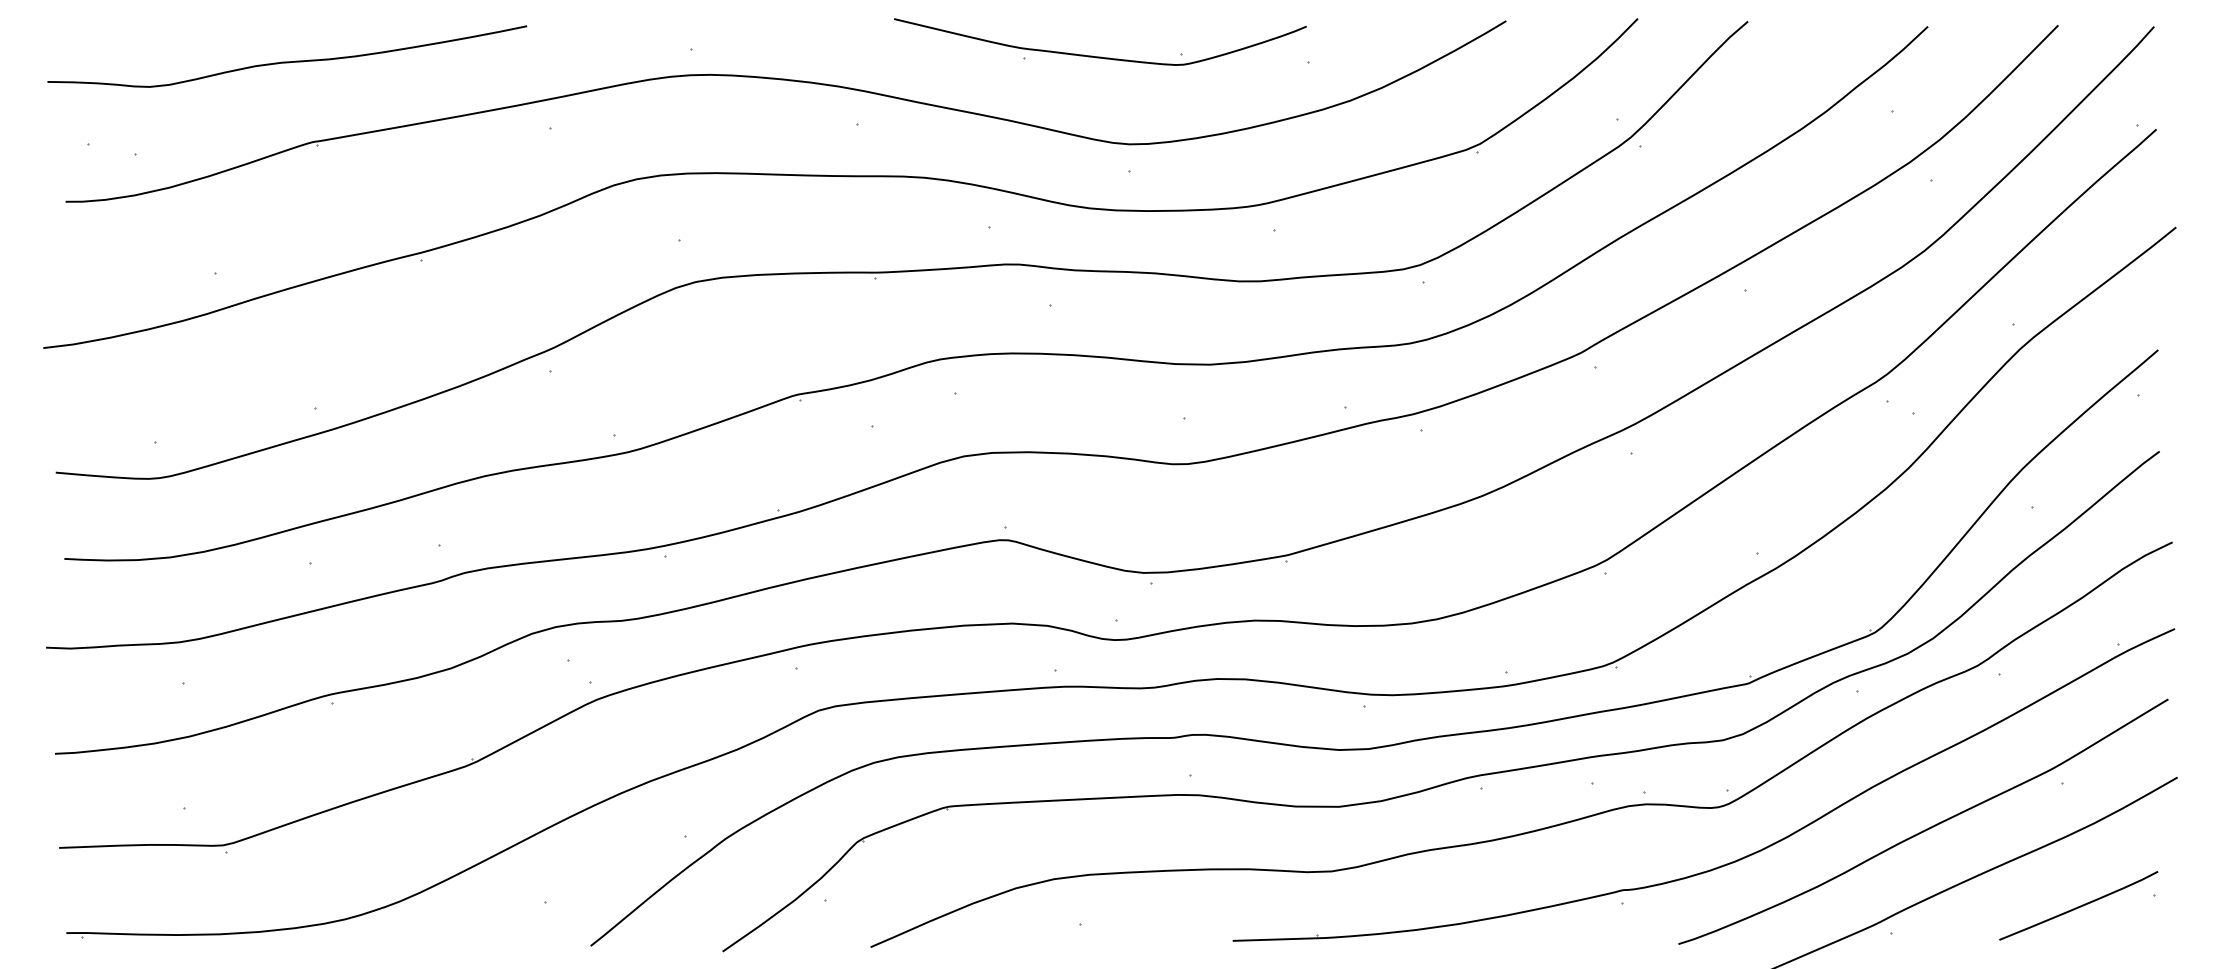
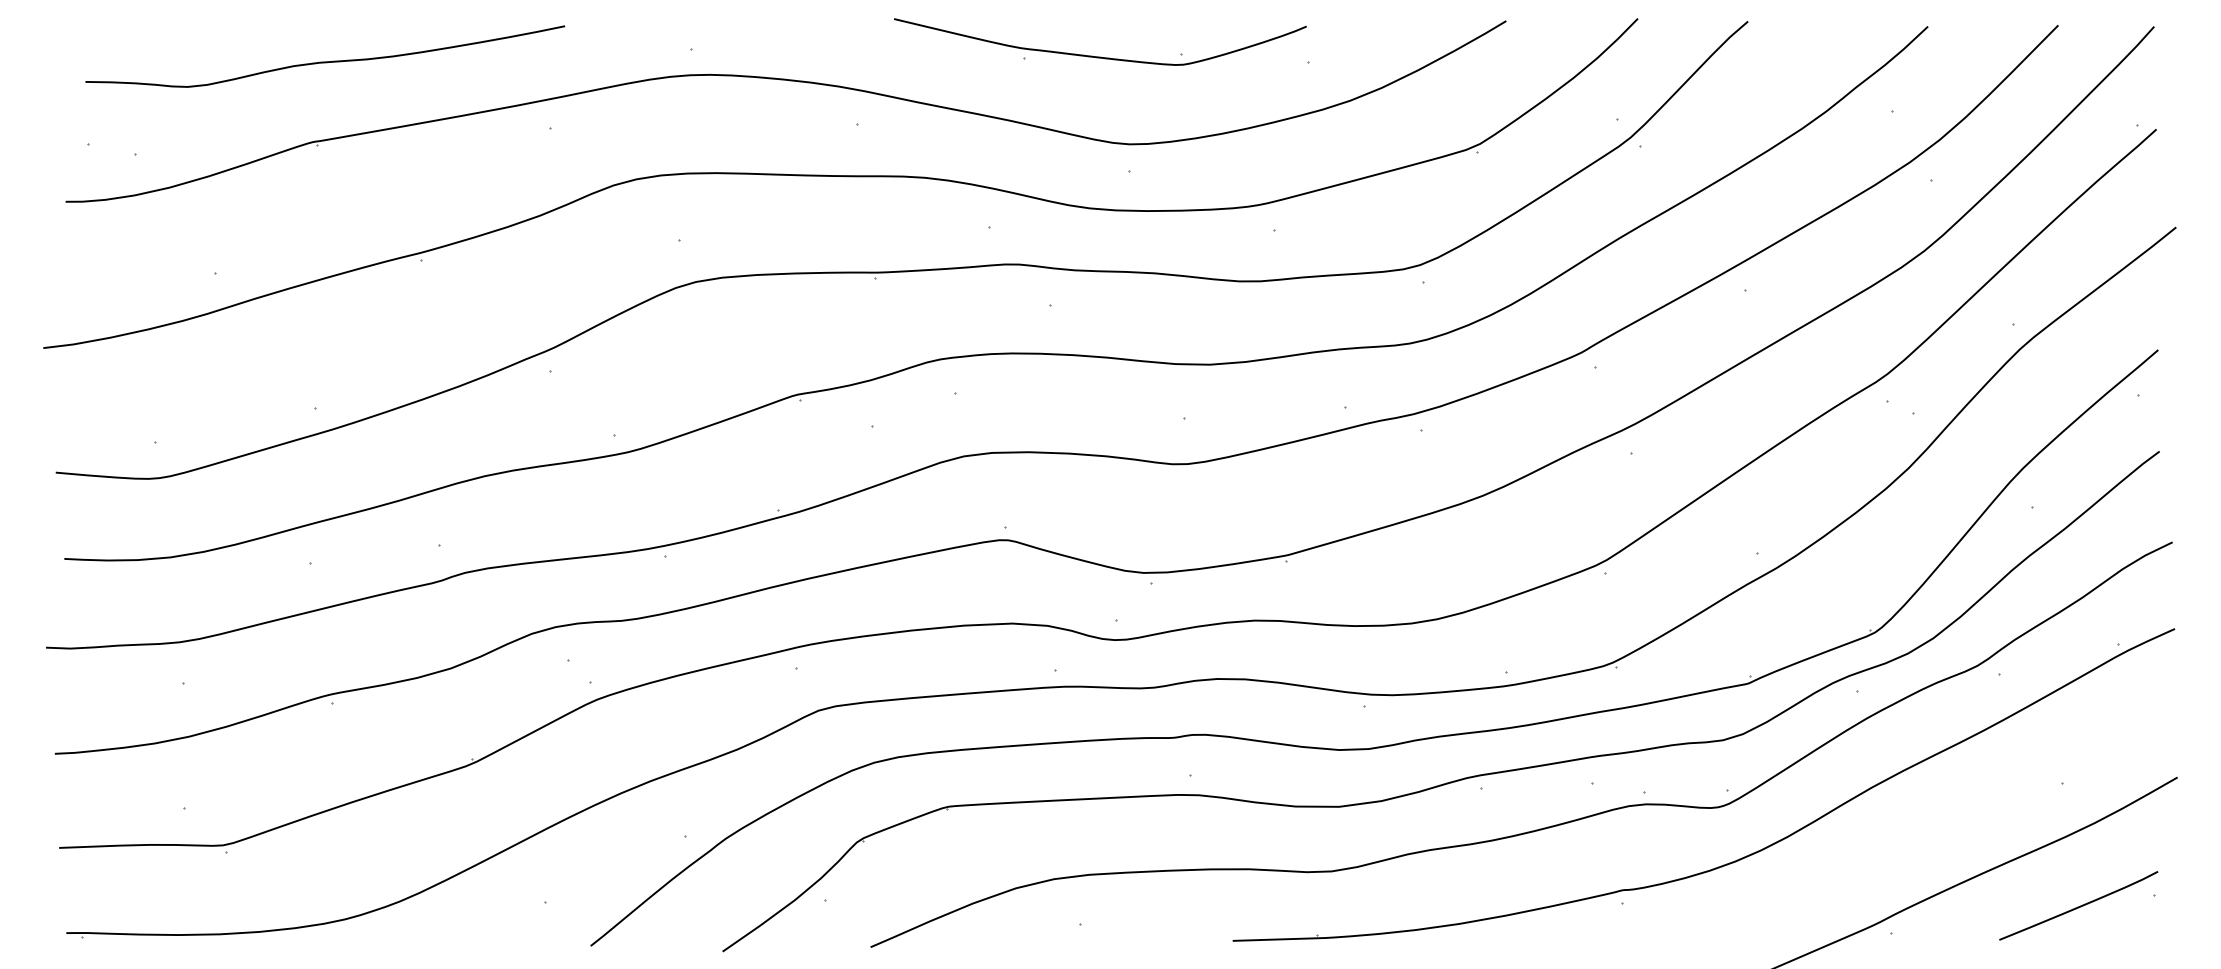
curve position: (287, 61) -> (325, 61) (325, 61)
curve: present -> none (1926, 828)
